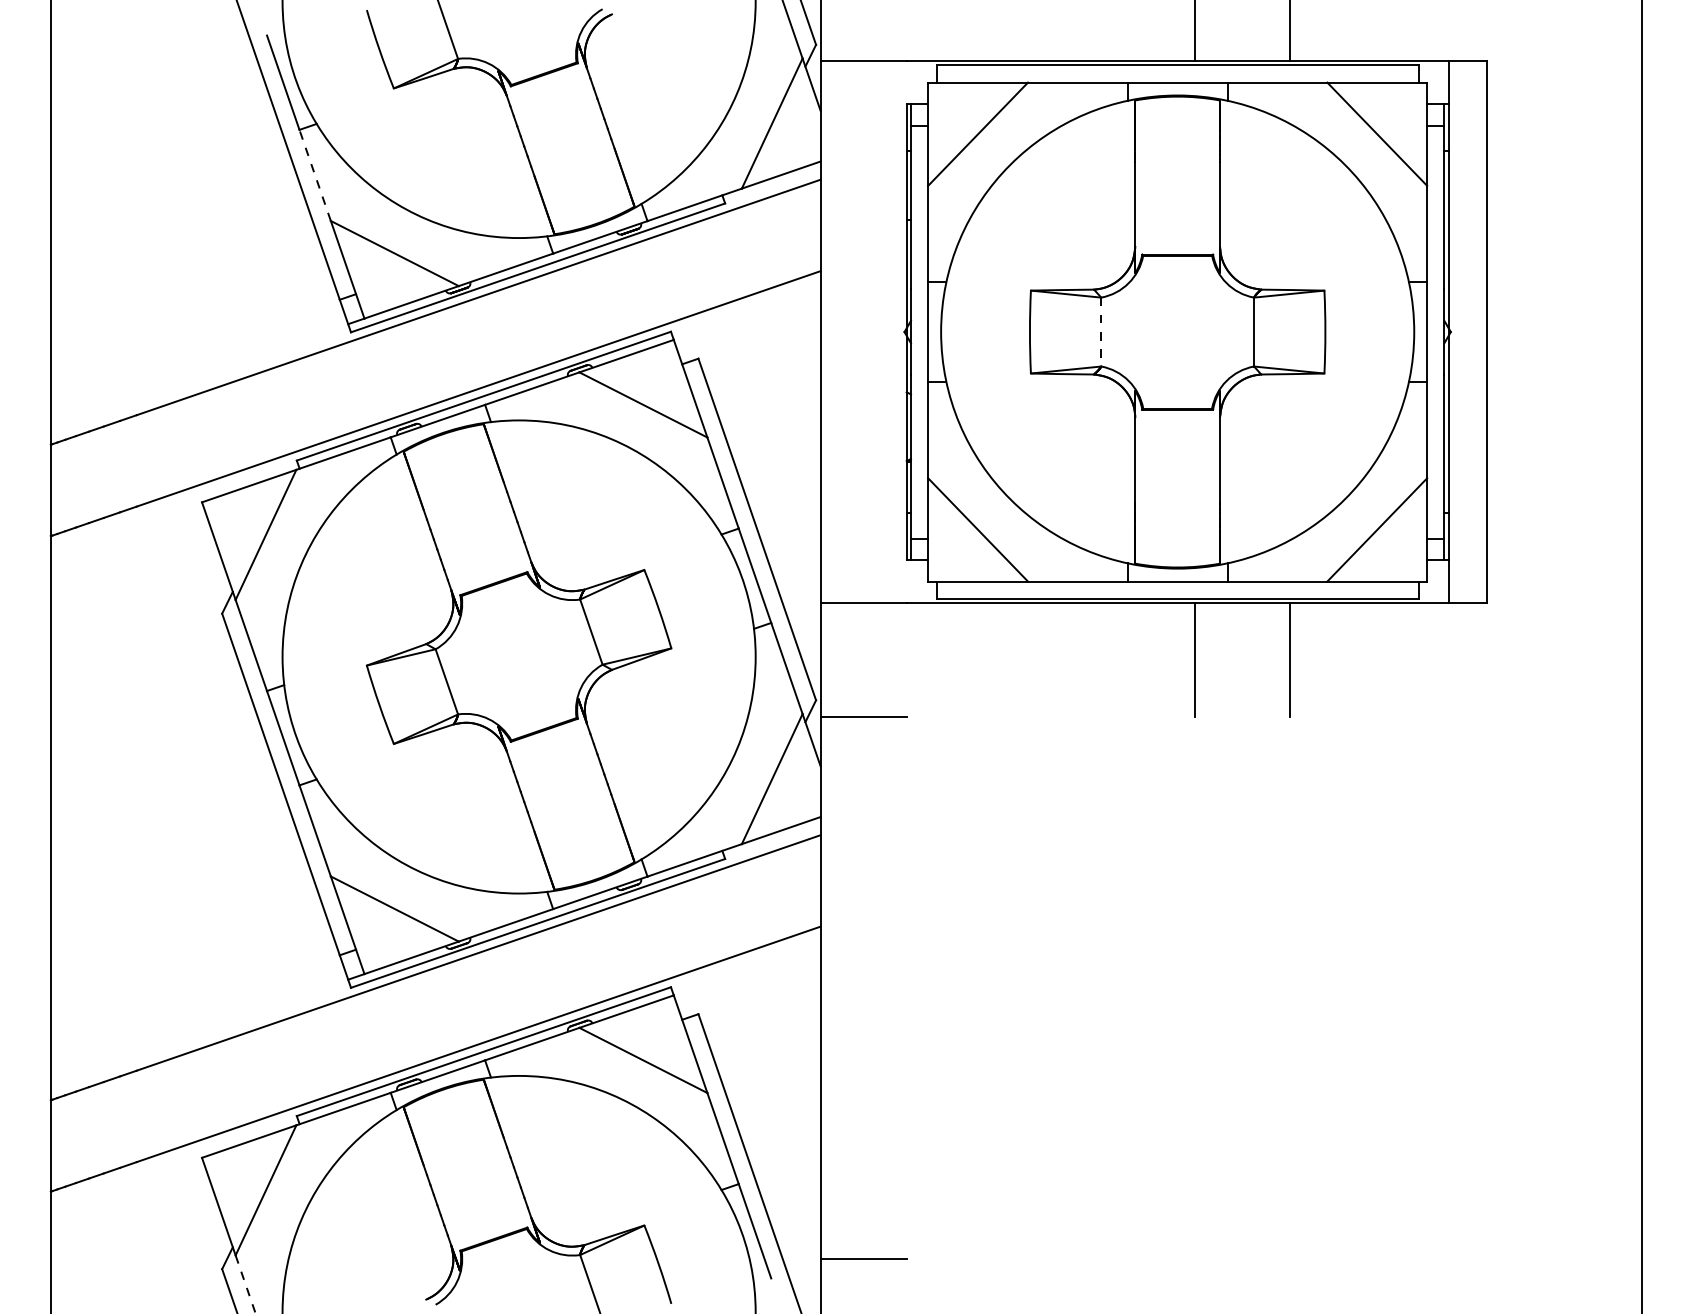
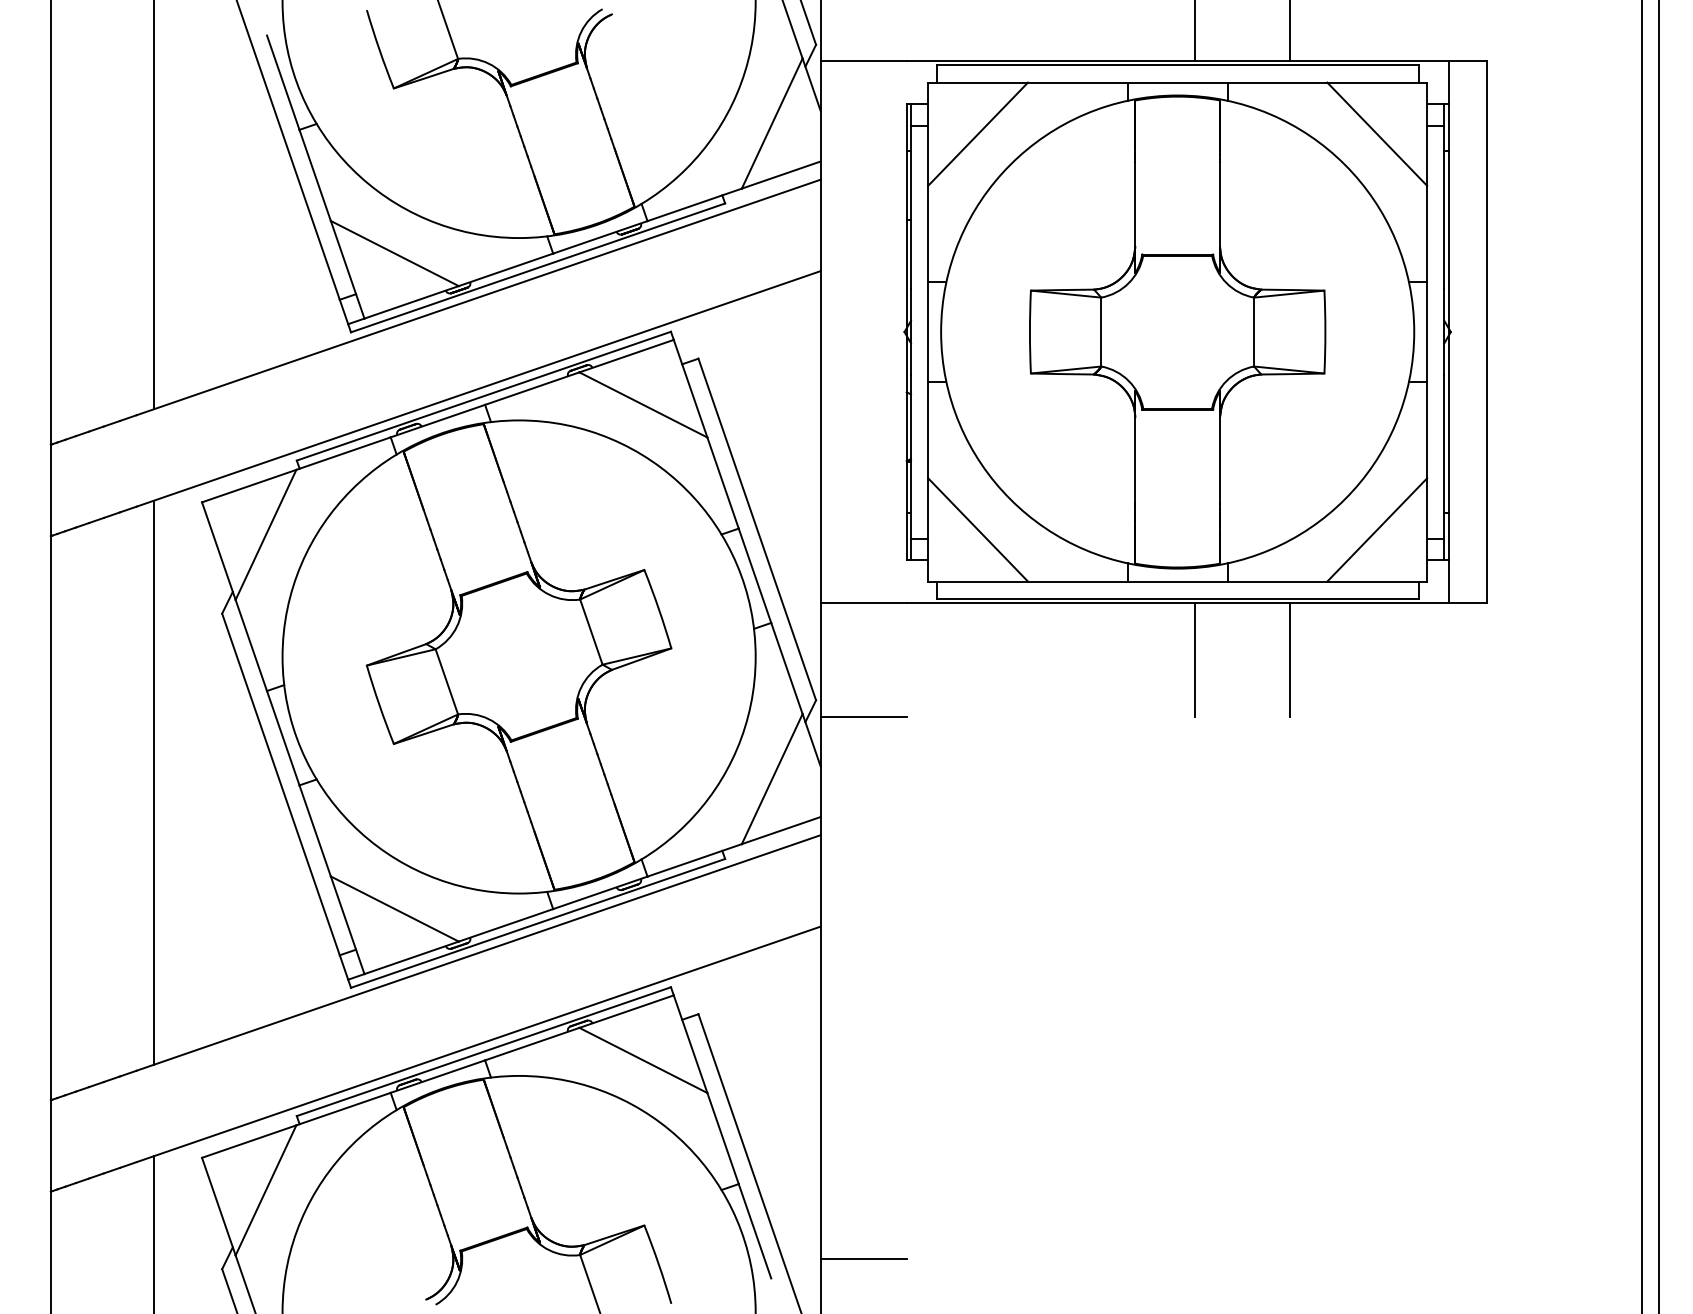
line: dashed -> solid (315, 174)
line: none -> present (154, 205)
line: dashed -> solid (1101, 332)
line: none -> present (1659, 656)
line: none -> present (154, 782)
line: none -> present (154, 1233)
line: dashed -> solid (245, 1284)
